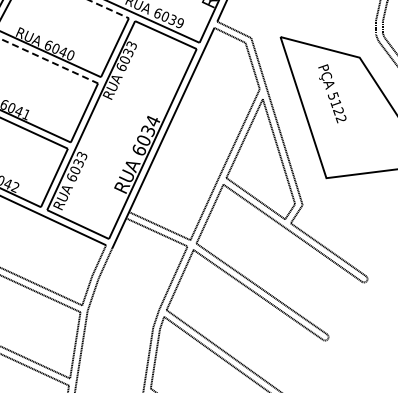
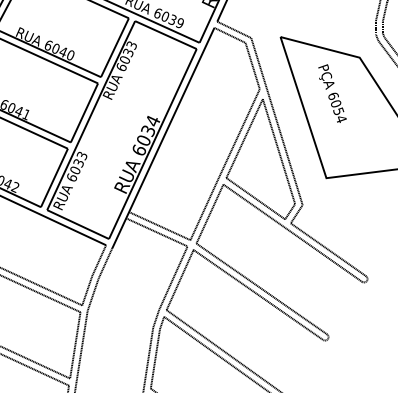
line: dashed -> solid (108, 9)
line: dashed -> solid (49, 61)
text: 5122 -> 6054 (336, 107)
